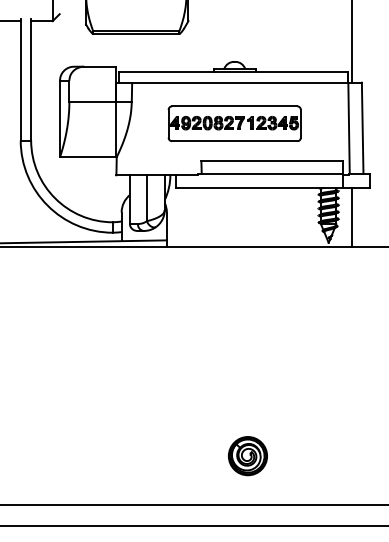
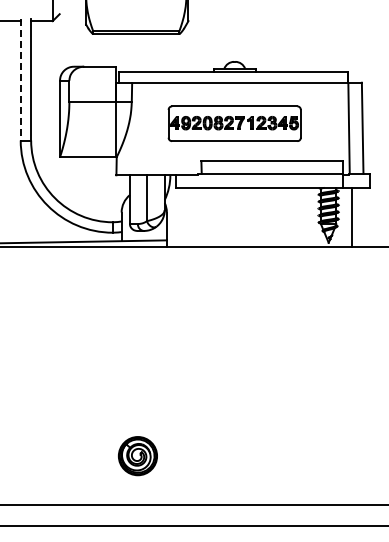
line: present -> none (352, 42)
line: solid -> dashed (20, 79)
part position: (247, 456) -> (137, 456) (137, 456)
